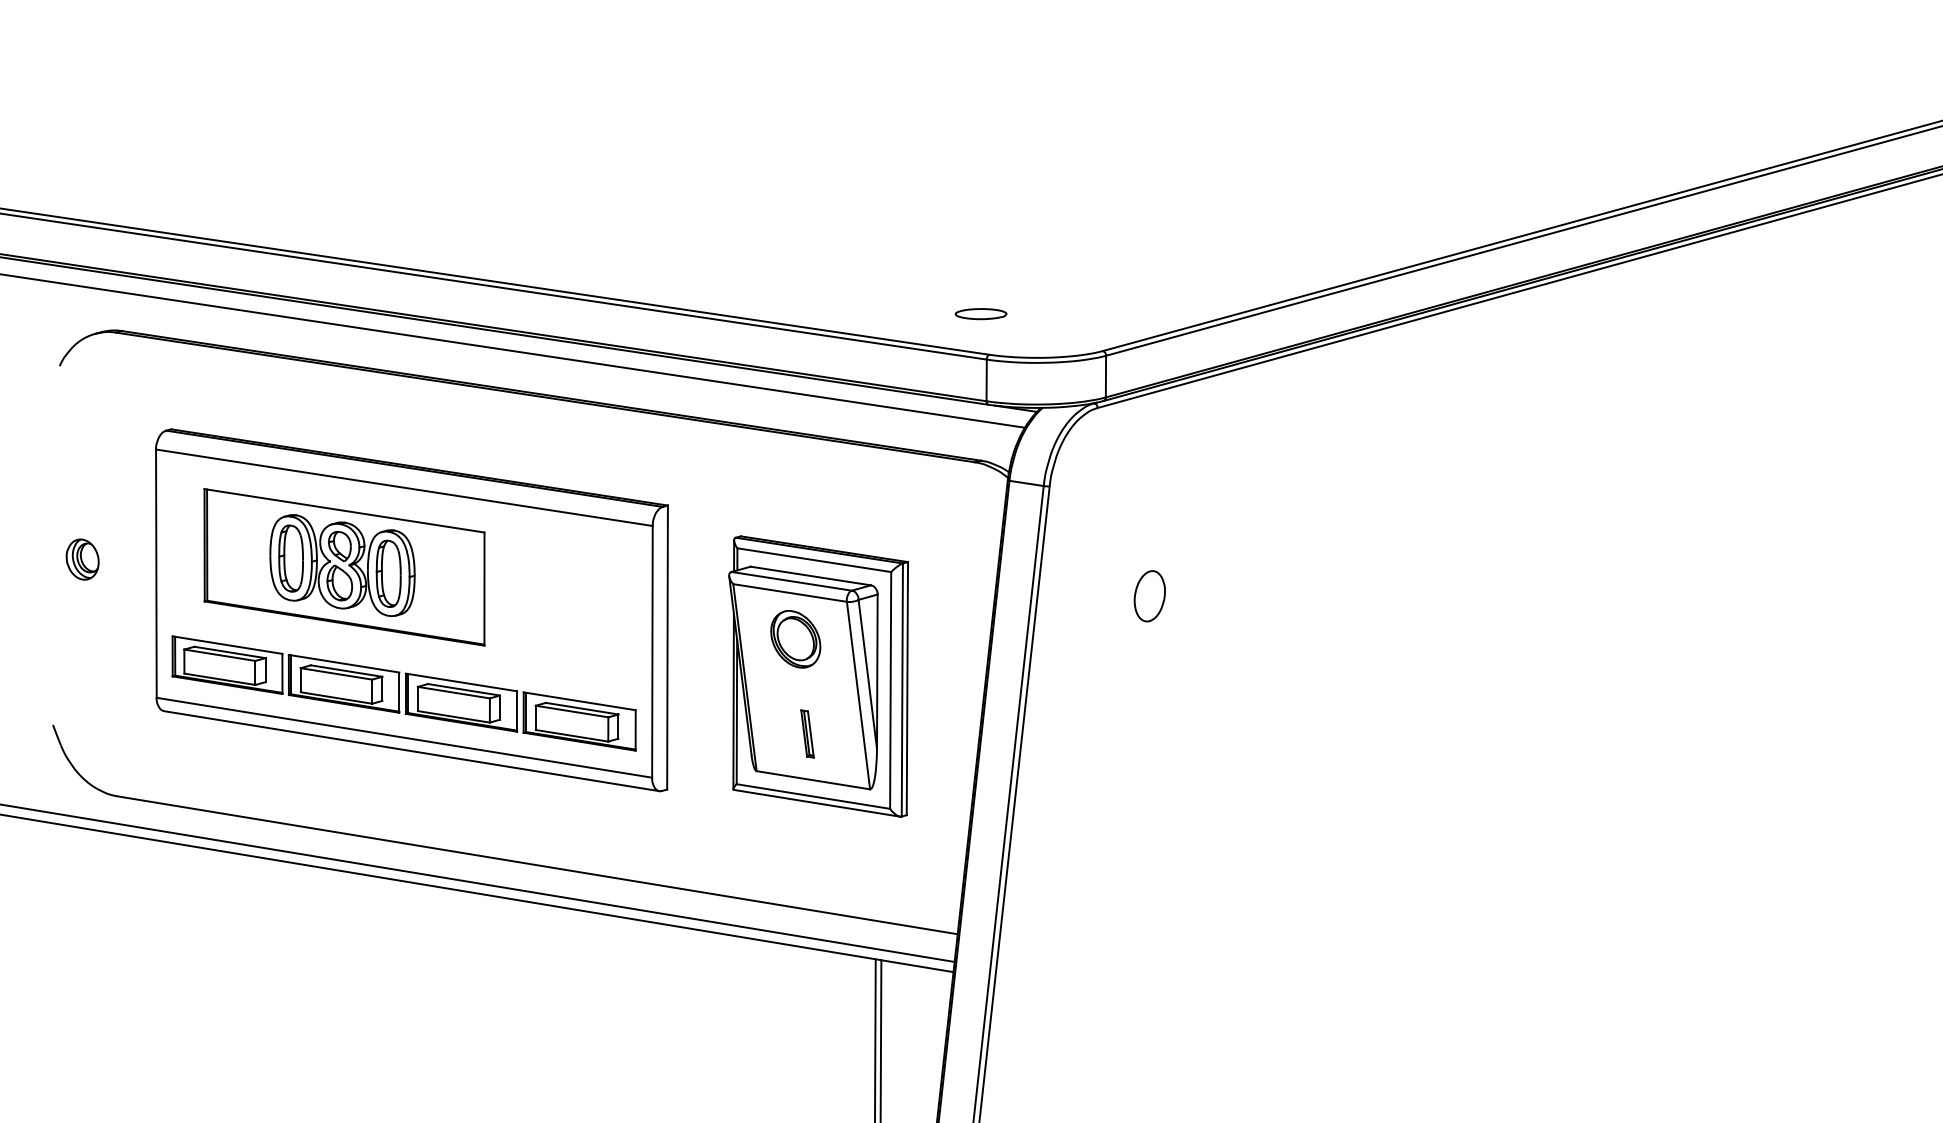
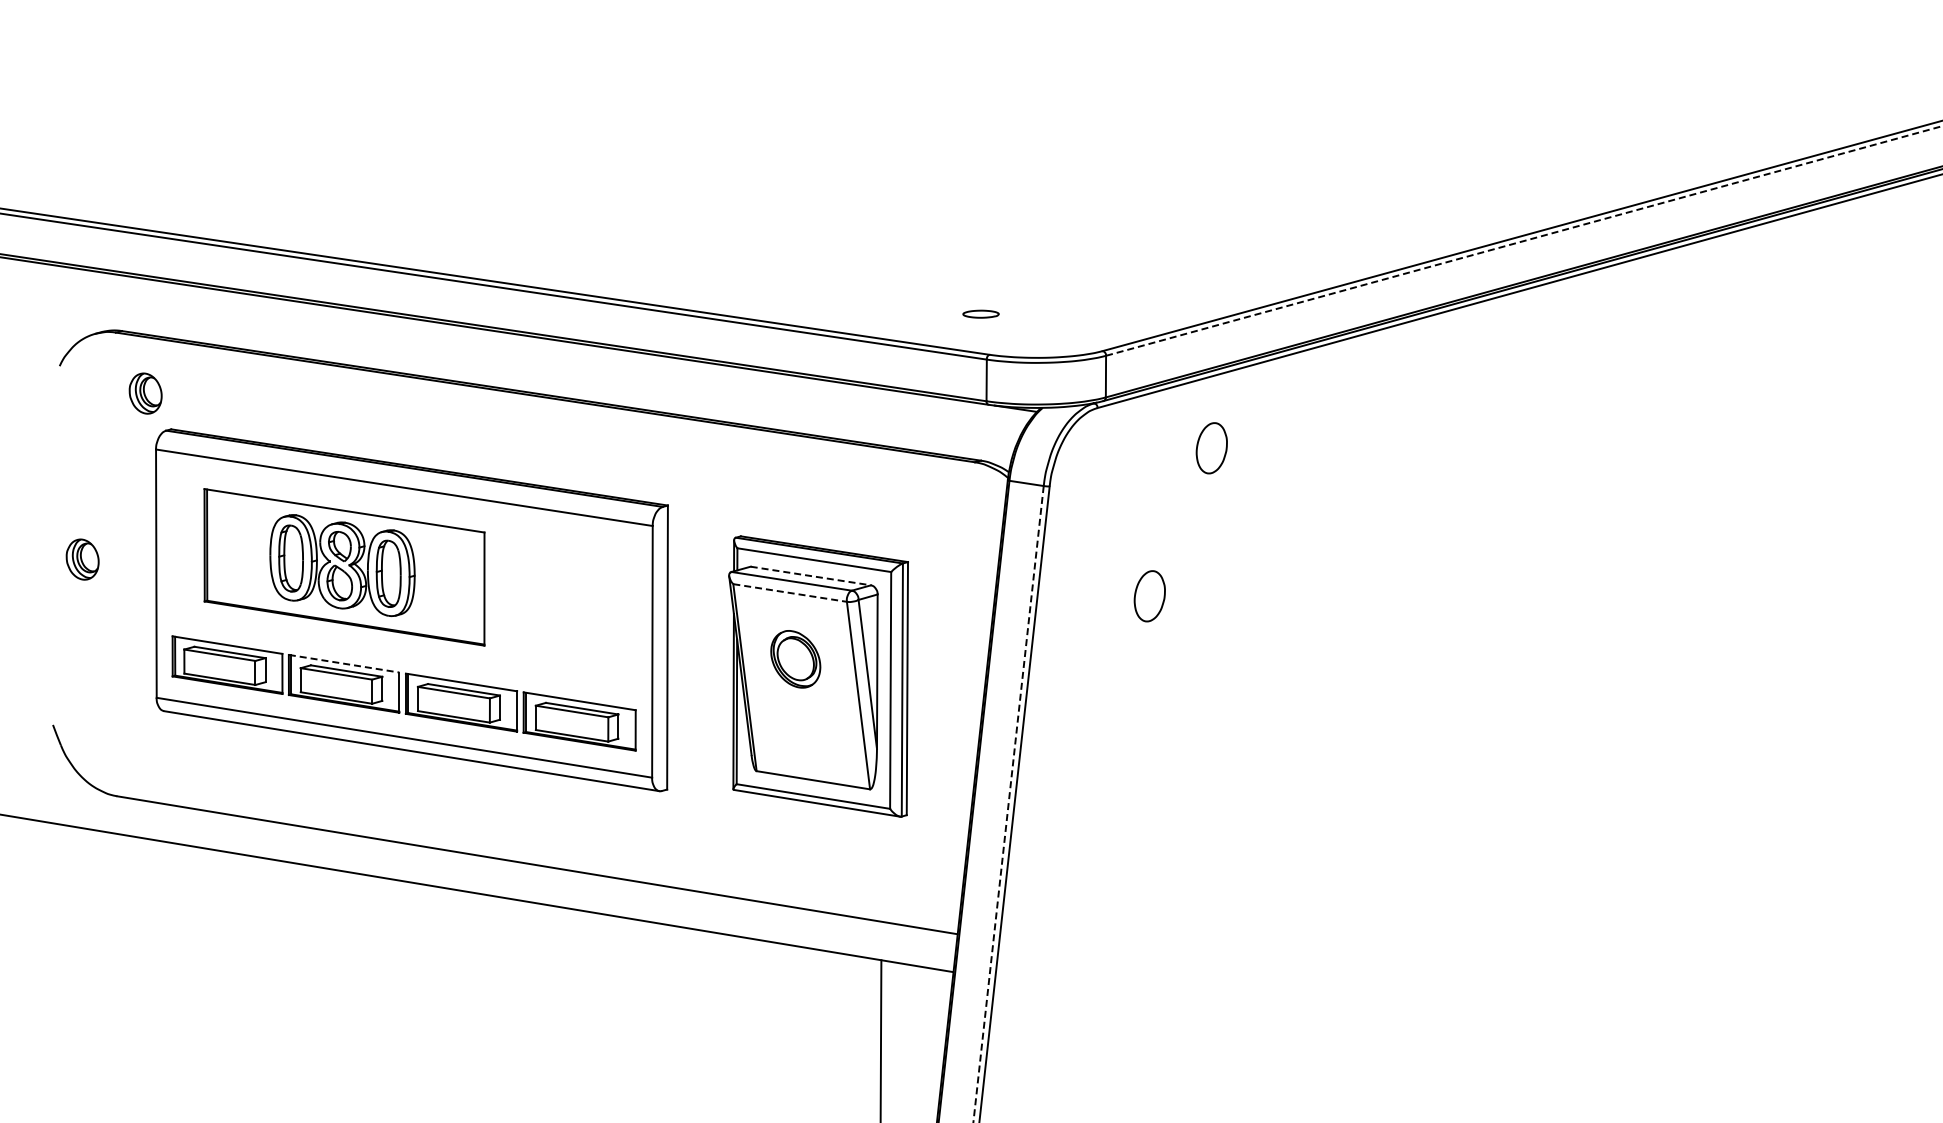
line: solid -> dashed (1524, 240)
part size: 54x13 px -> 38x10 px (980, 313)
line: present -> none (513, 350)
part: none -> present (145, 393)
part: none -> present (1211, 448)
line: solid -> dashed (810, 576)
line: solid -> dashed (790, 593)
part position: (795, 639) -> (795, 659) (795, 659)
line: solid -> dashed (344, 663)
part: present -> none (807, 733)
line: solid -> dashed (1008, 804)
line: present -> none (478, 882)
line: present -> none (875, 1039)
